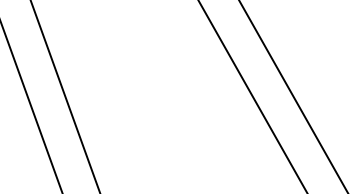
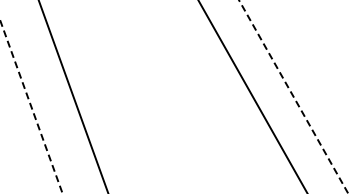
line position: (65, 96) -> (73, 96) (73, 96)
line: solid -> dashed (293, 96)
line: solid -> dashed (31, 107)
